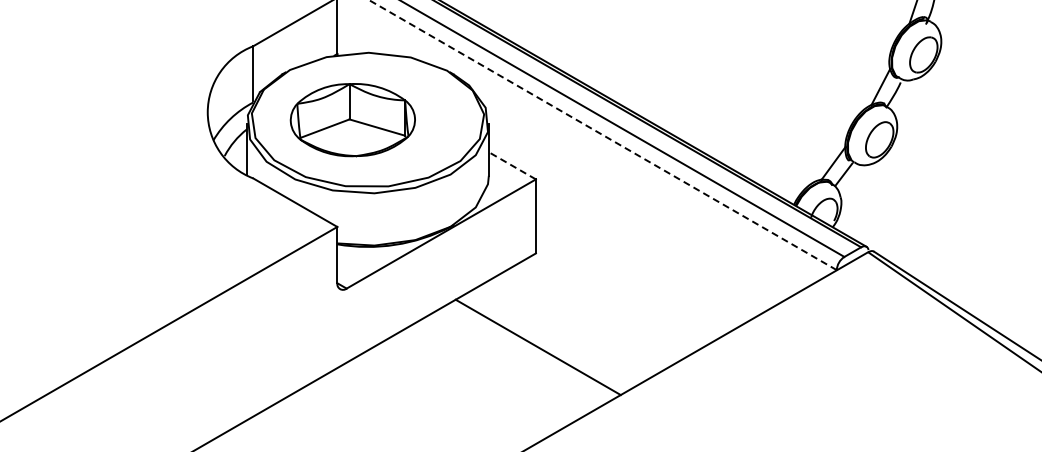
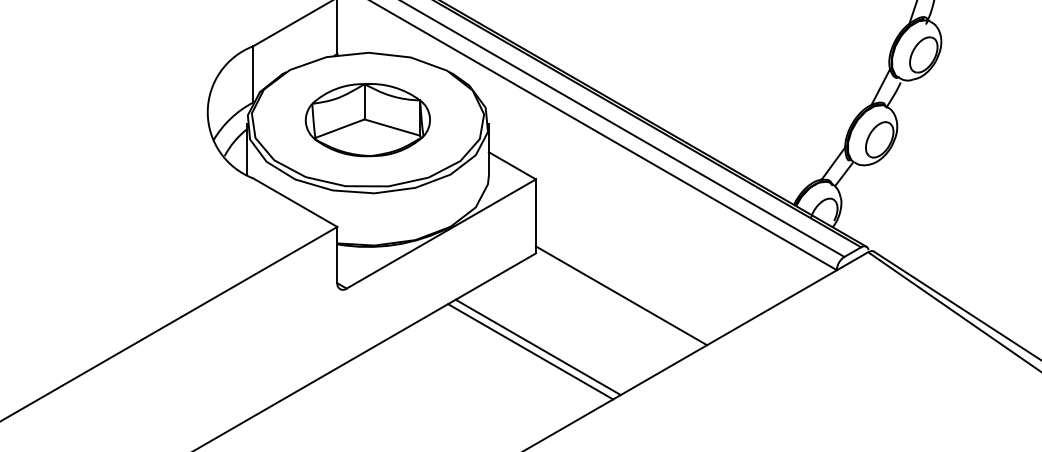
part position: (352, 120) -> (367, 120) (367, 120)
line: dashed -> solid (603, 135)
line: dashed -> solid (511, 165)
line: none -> present (621, 295)
line: none -> present (530, 351)
